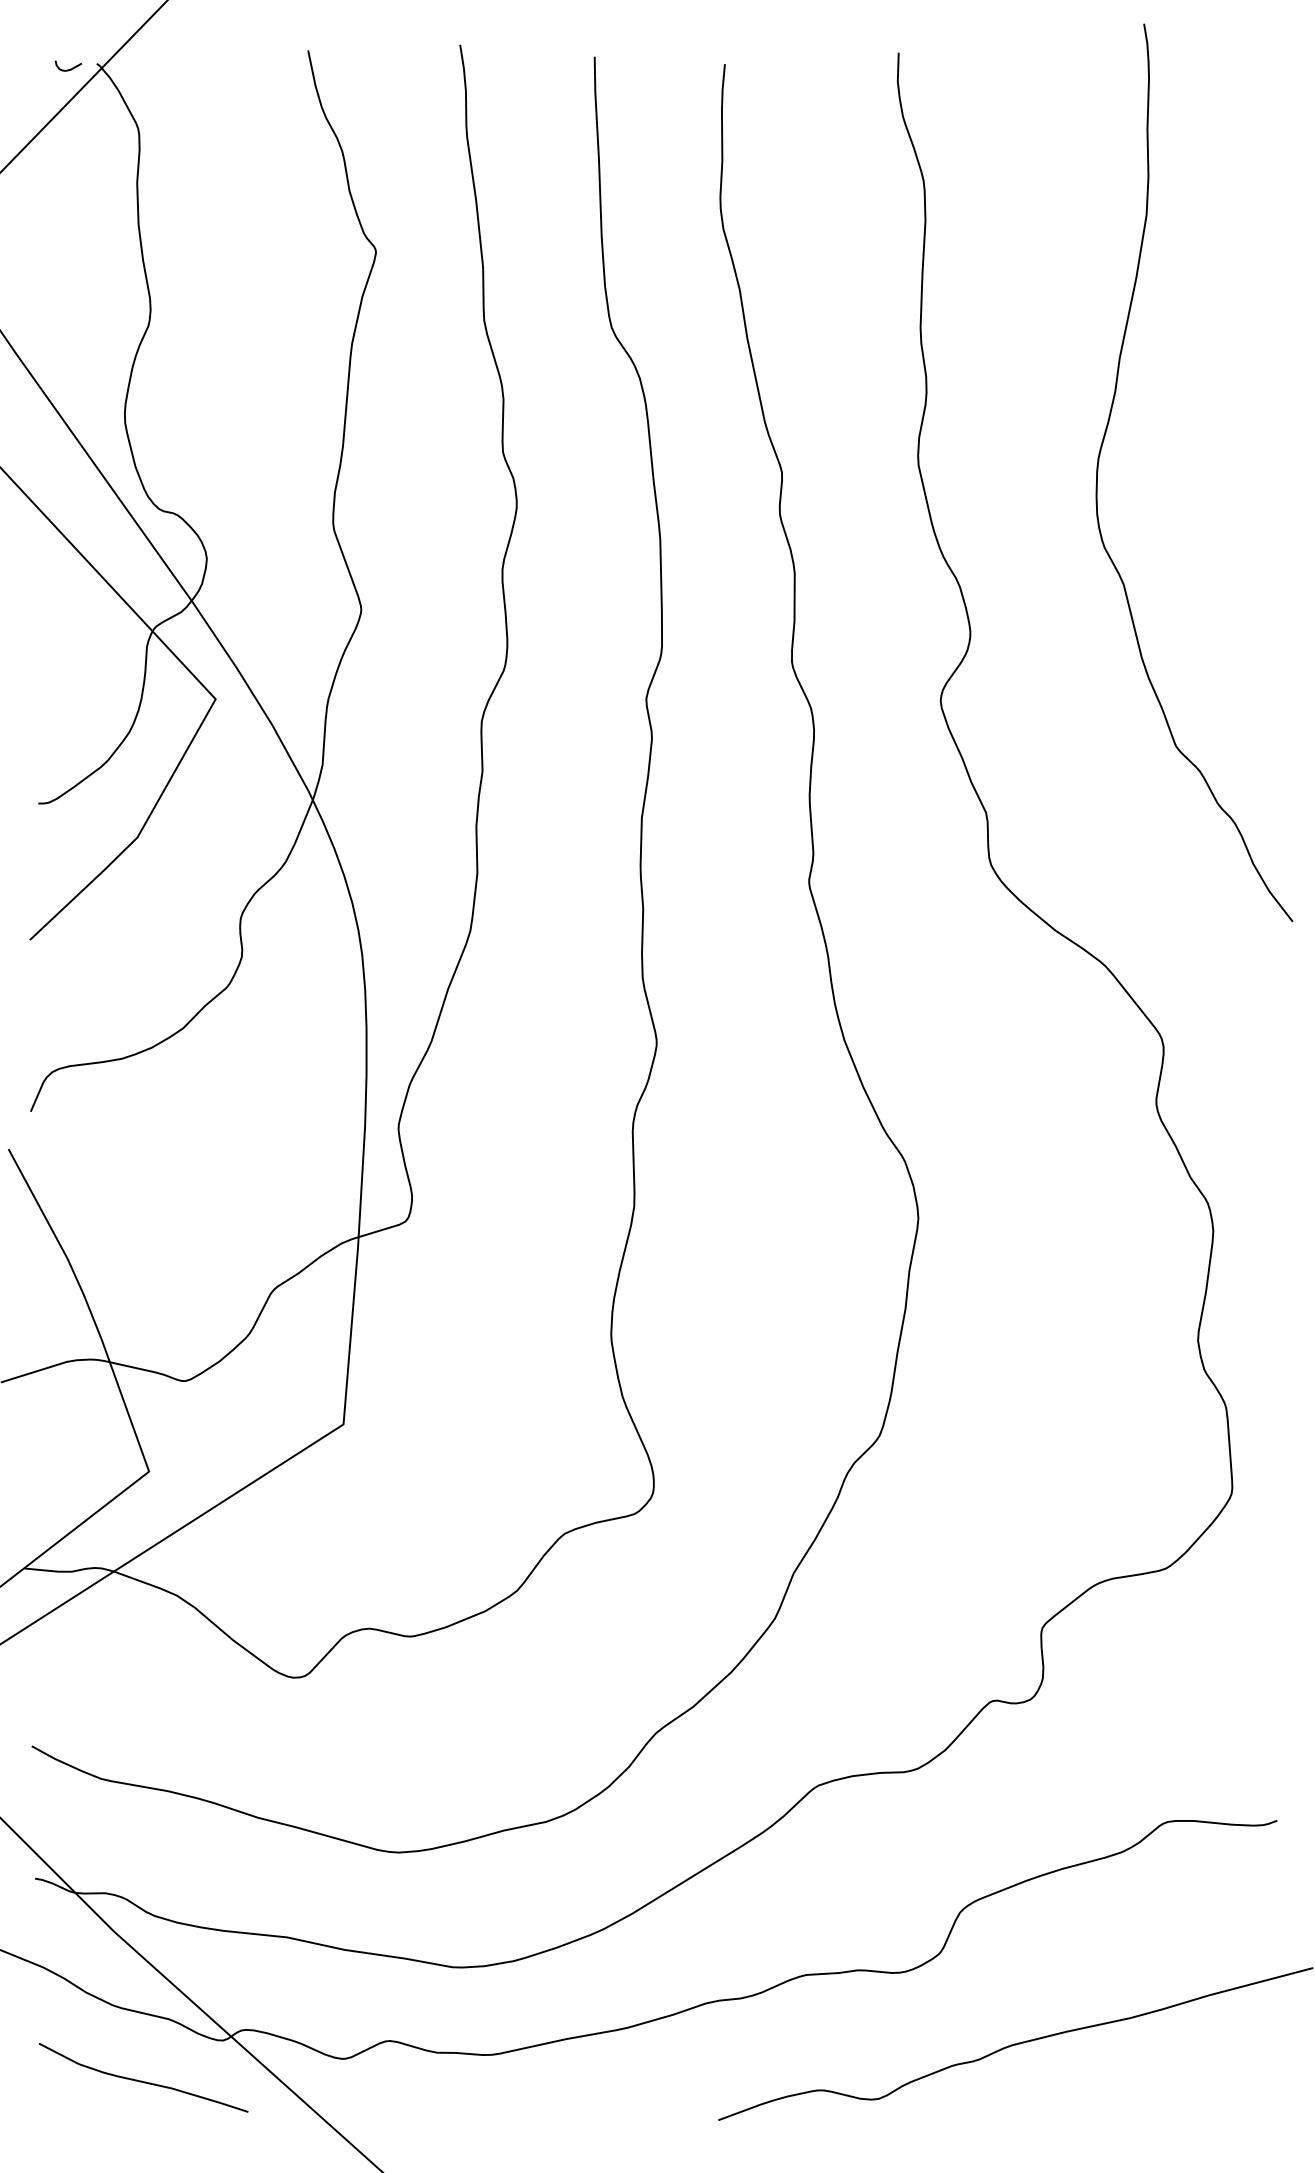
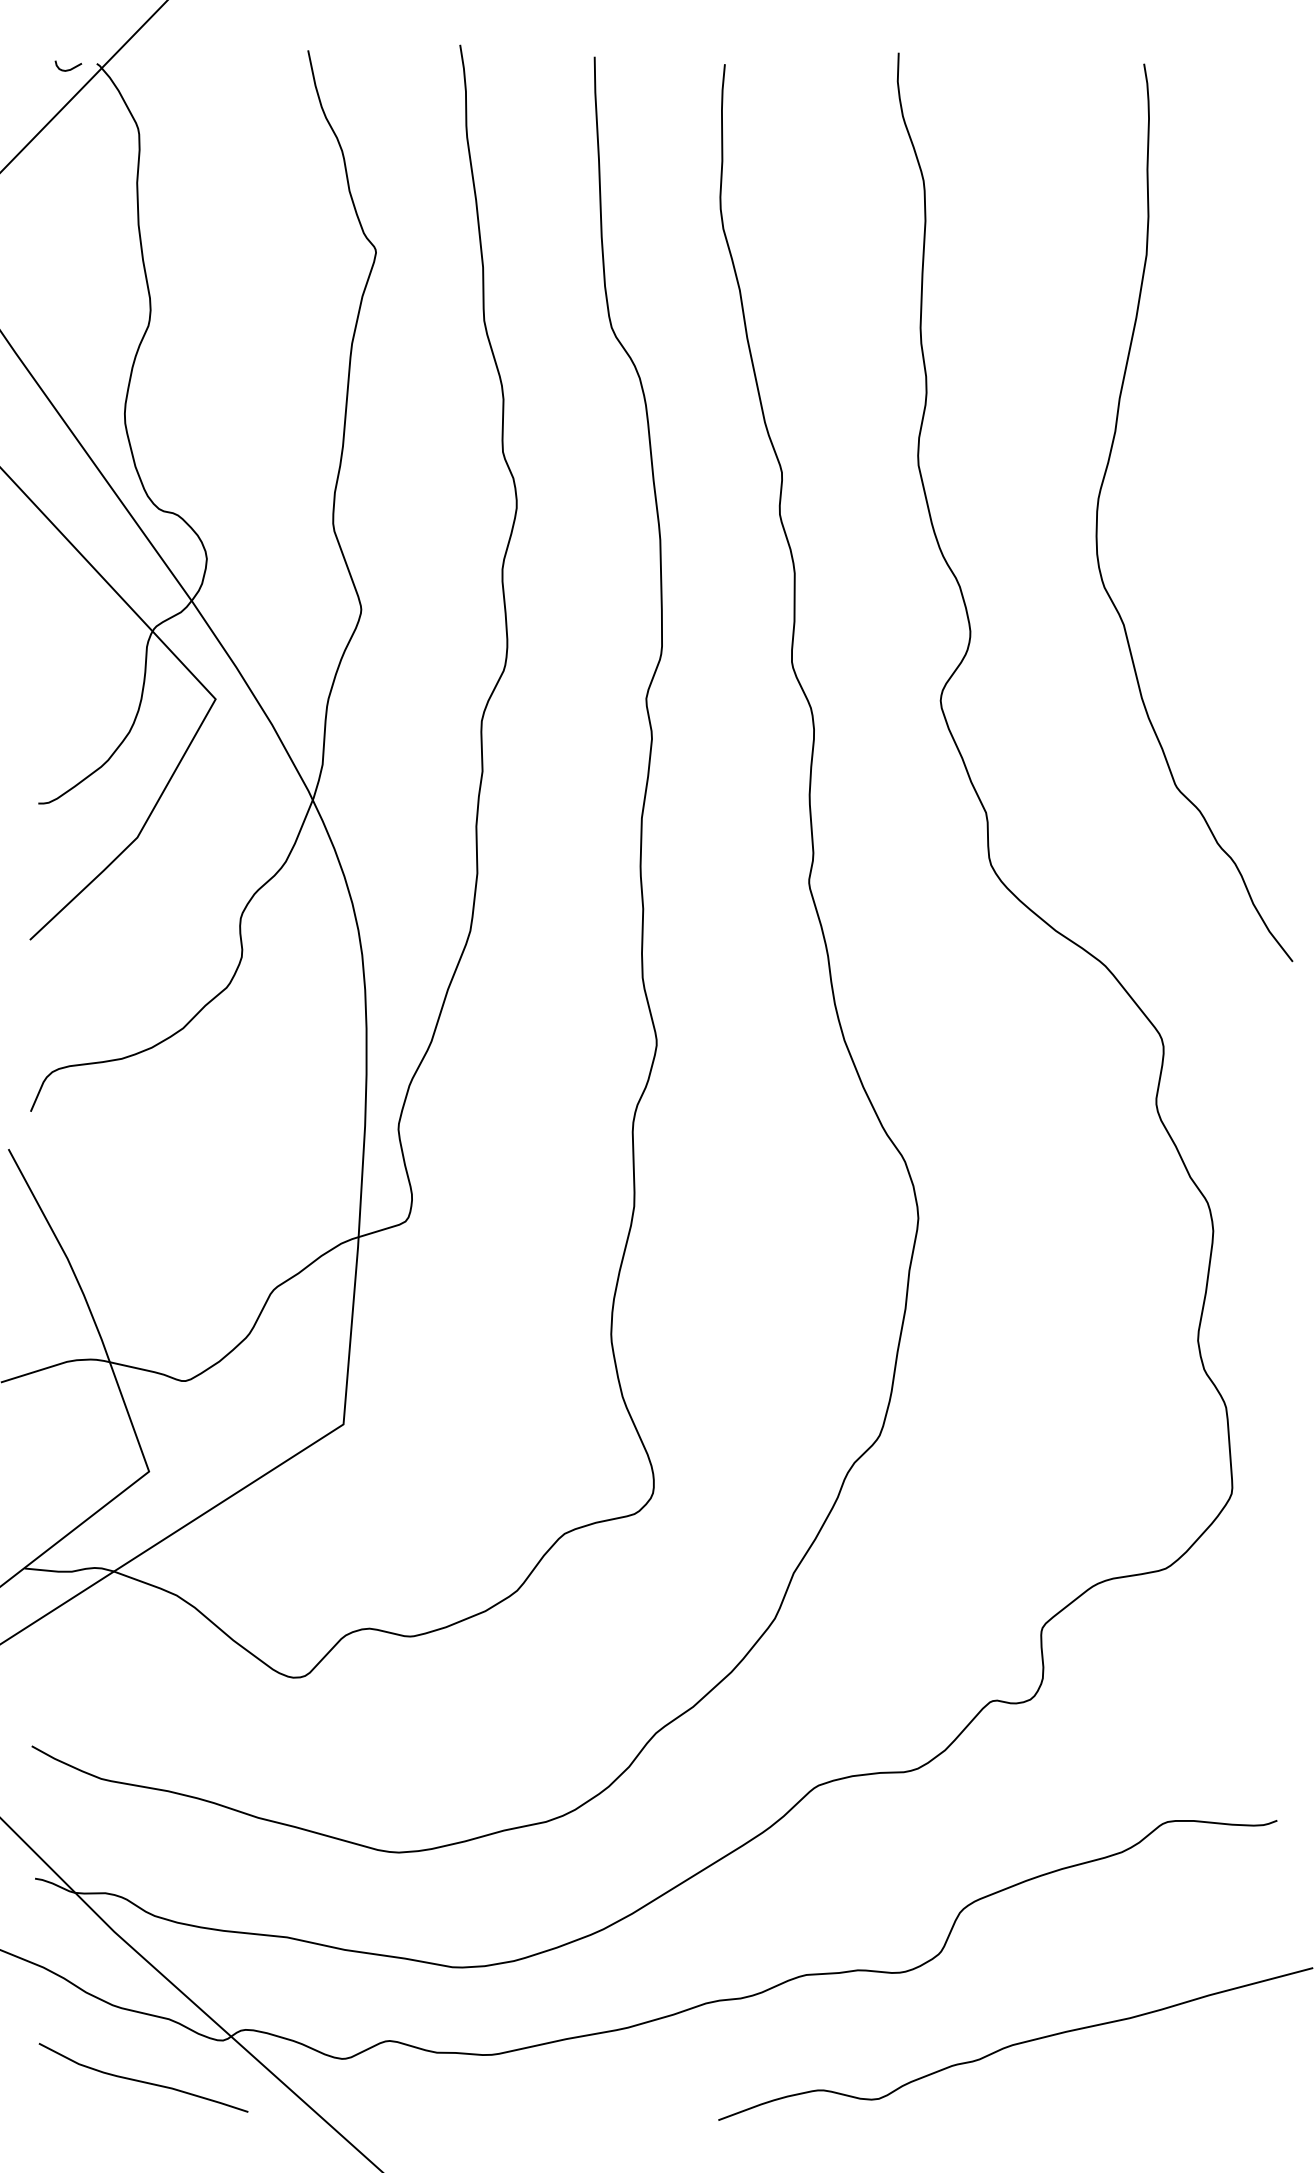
curve position: (1102, 447) -> (1102, 487) (1102, 487)
